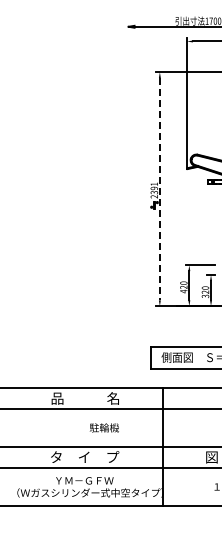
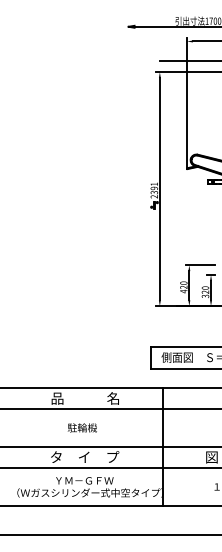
line: none -> present (188, 61)
line: dashed -> solid (159, 189)
text position: (103, 427) -> (81, 427) (81, 427)
line: none -> present (110, 535)
